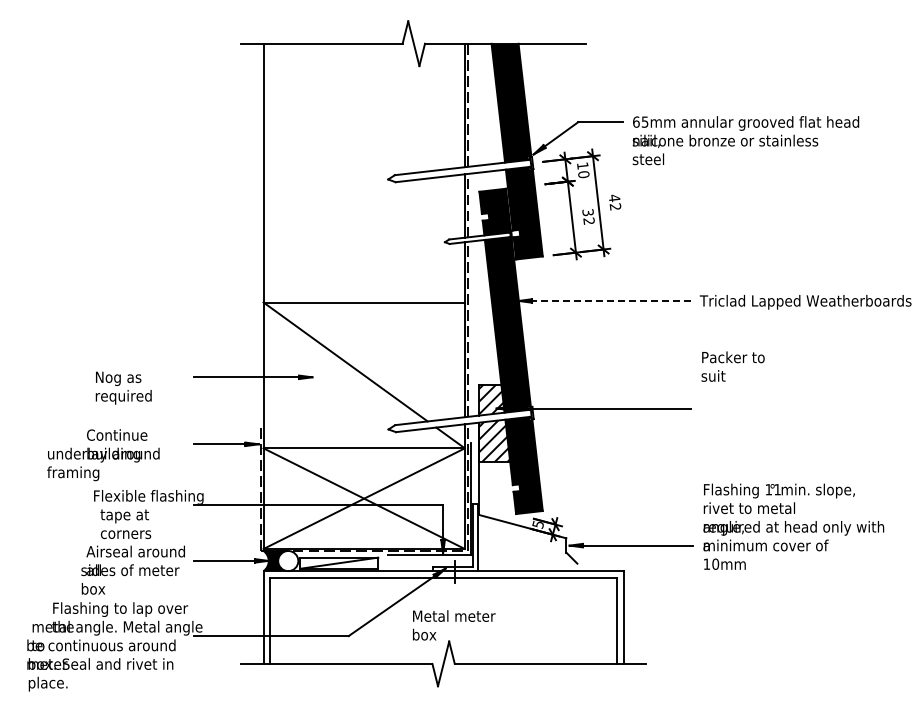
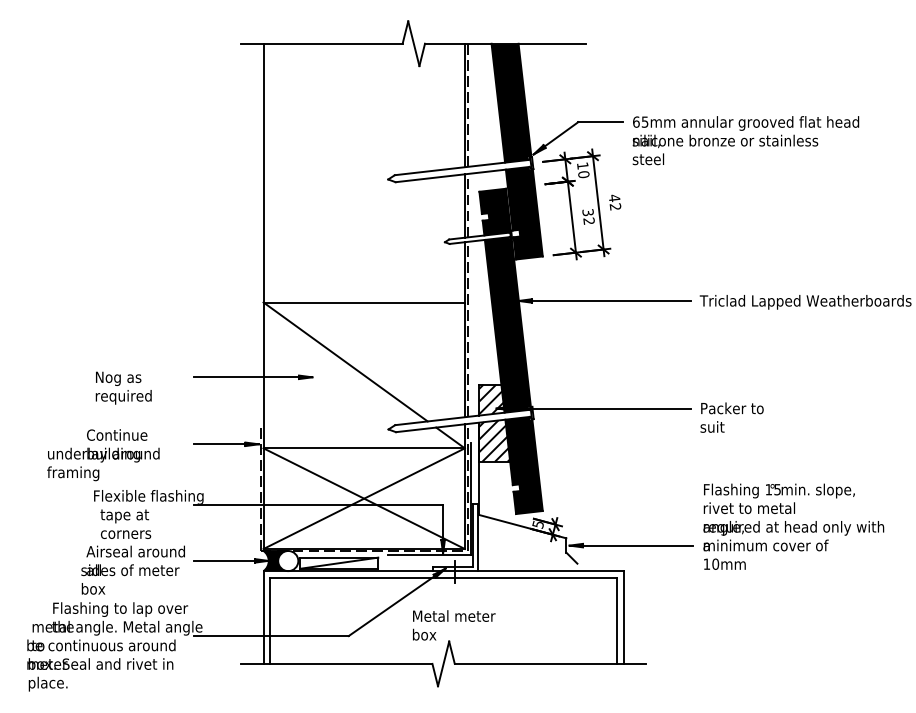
line: dashed -> solid (605, 300)
text position: (732, 366) -> (731, 417) (731, 417)
text: 11 -> 15 (777, 489)
